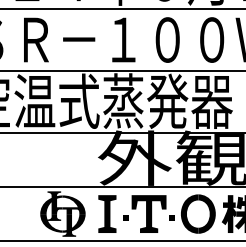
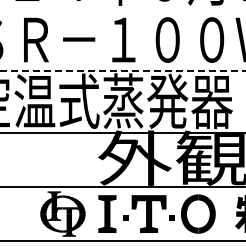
line: present -> none (122, 8)
line: solid -> dashed (123, 70)
fill: present -> none (228, 214)
